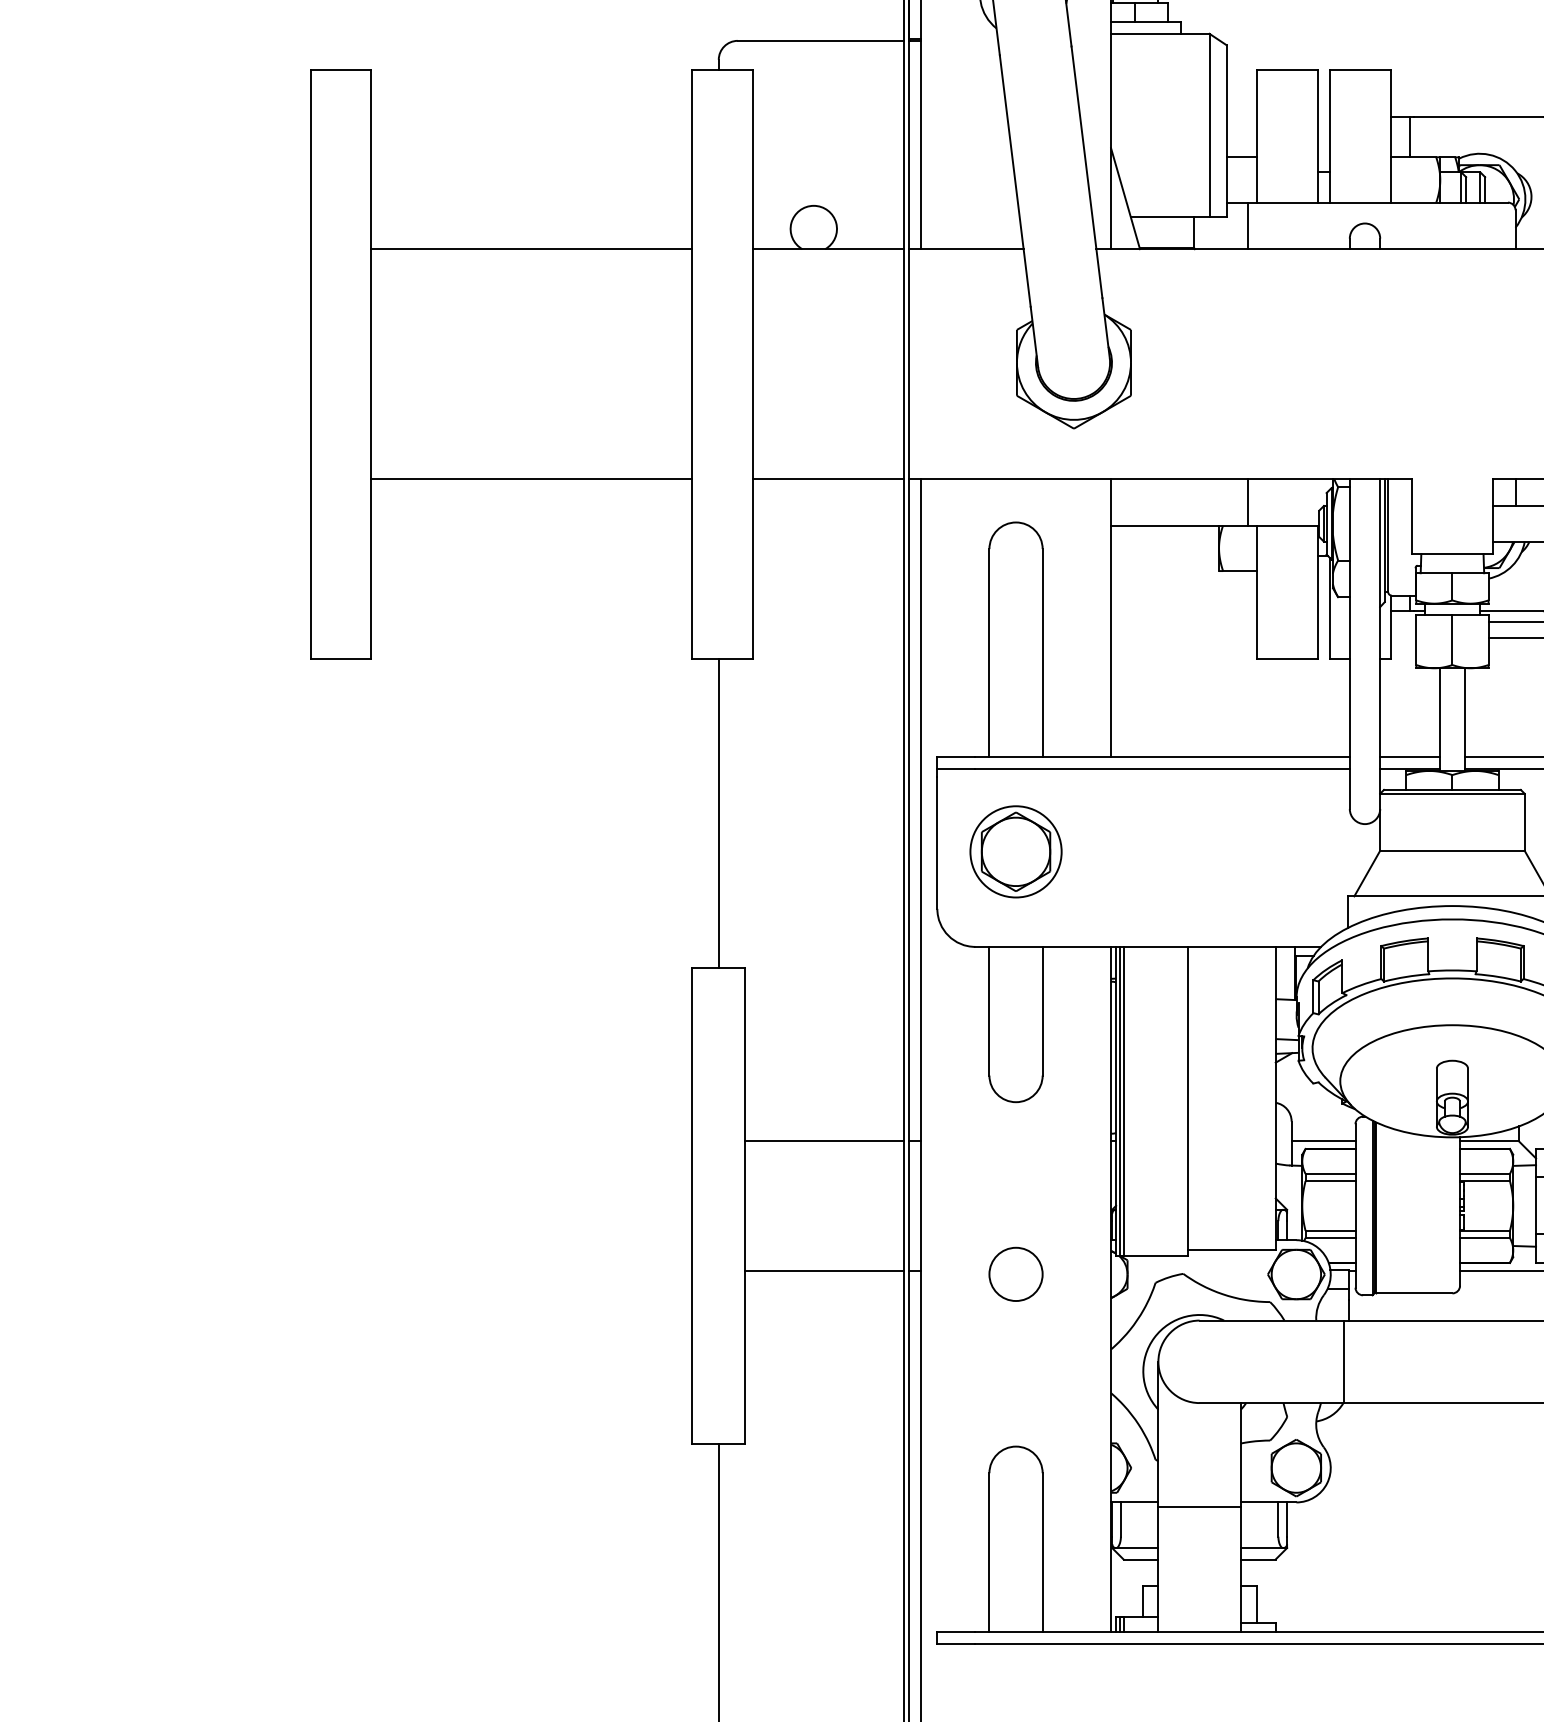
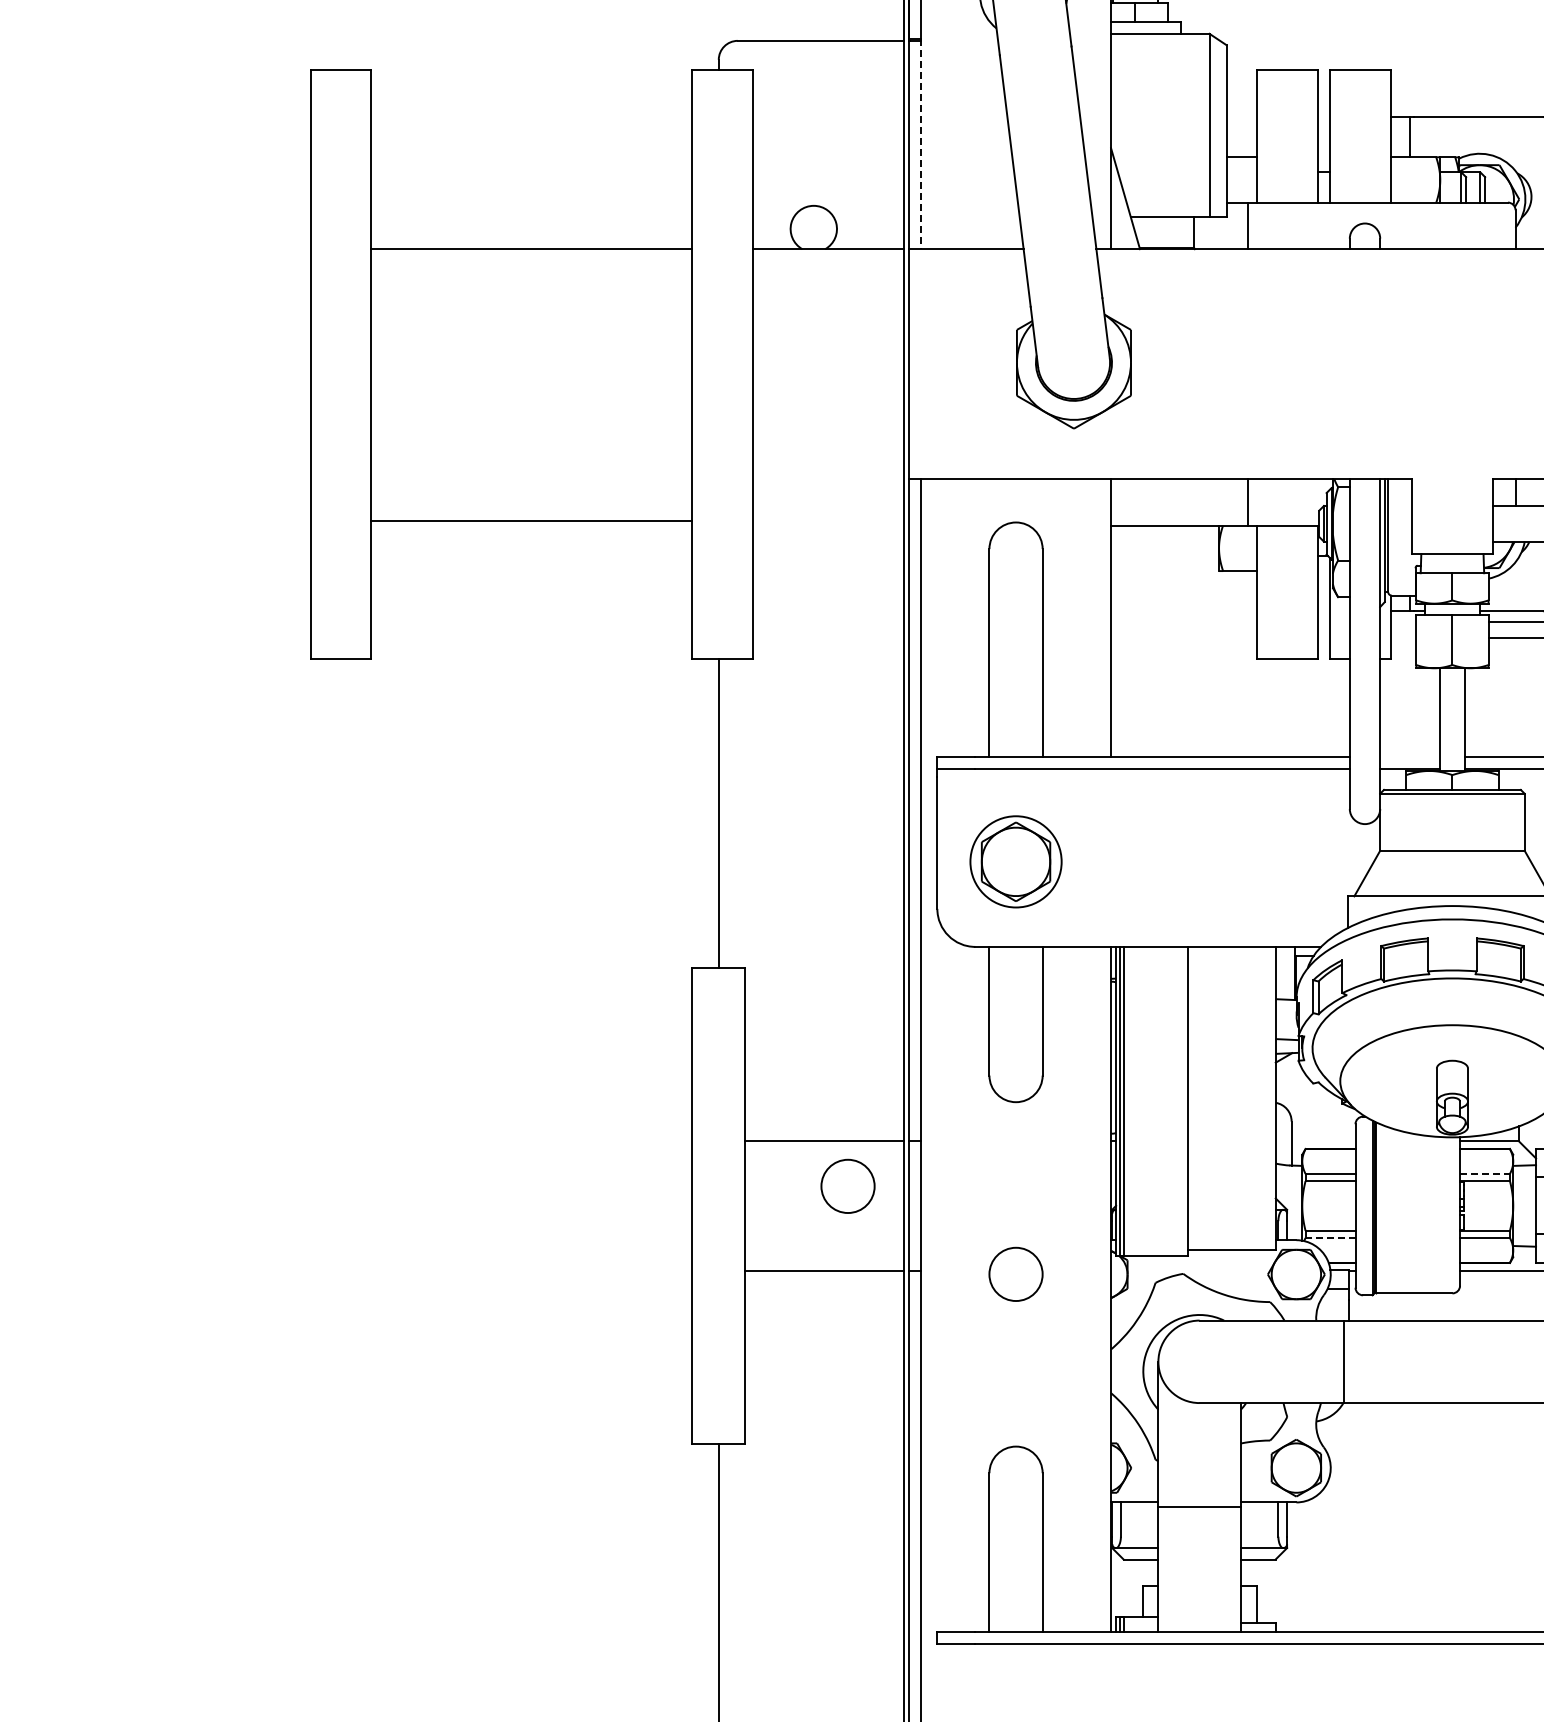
line: solid -> dashed (921, 144)
line position: (531, 479) -> (531, 521) (531, 521)
line: present -> none (828, 479)
line: present -> none (1410, 756)
part position: (1015, 851) -> (1015, 861) (1015, 861)
line: present -> none (1323, 1141)
line: solid -> dashed (1485, 1173)
circle: none -> present (847, 1185)
line: solid -> dashed (1330, 1237)
